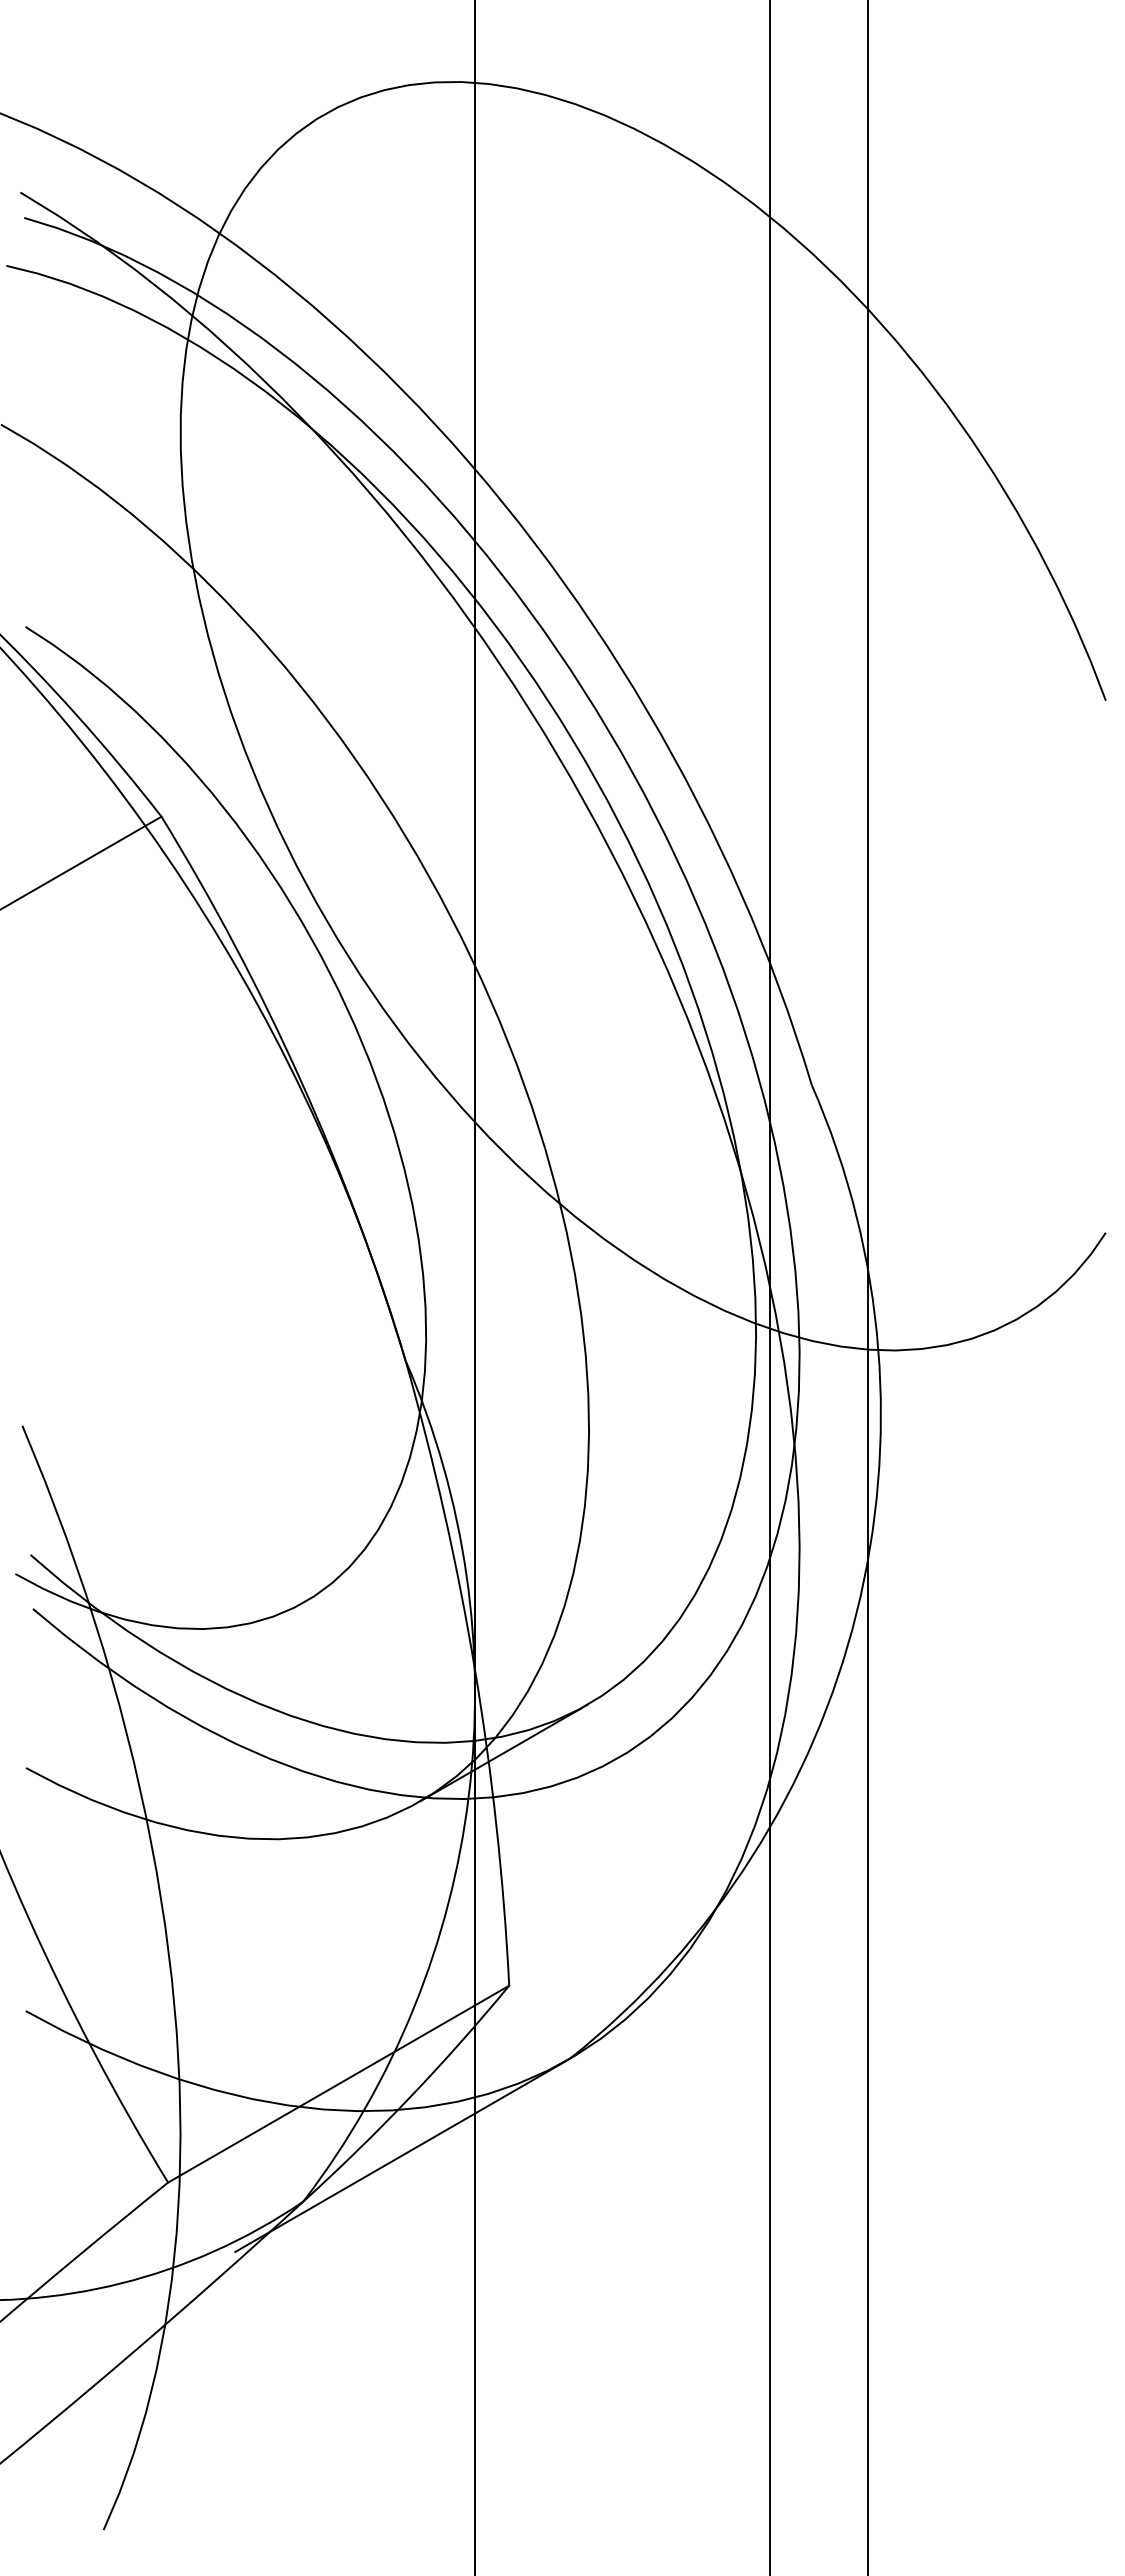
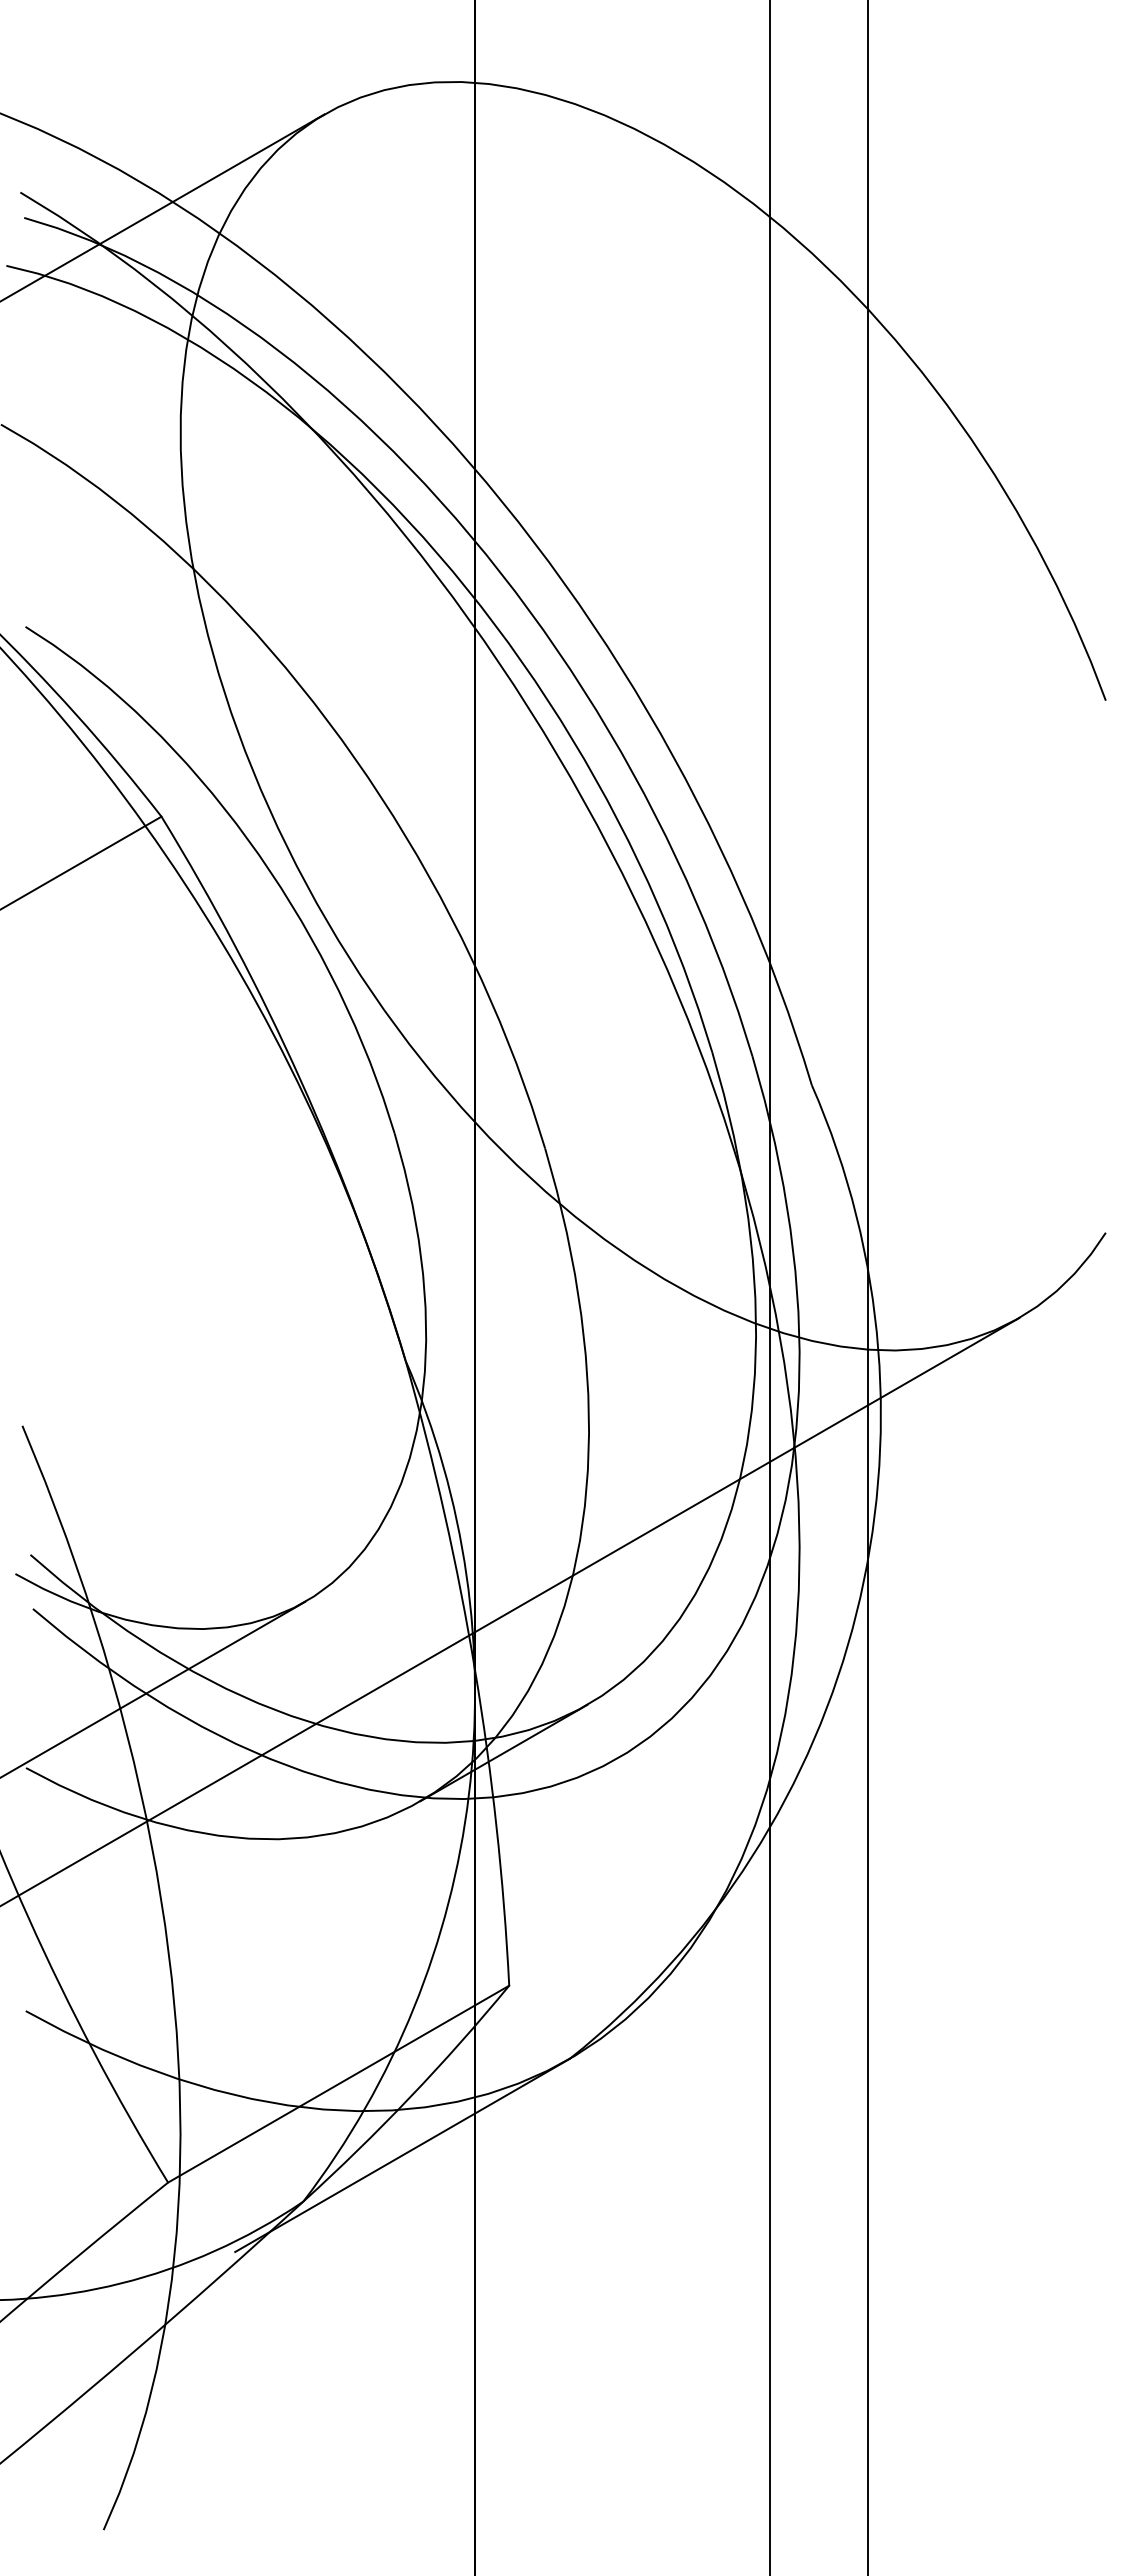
line: none -> present (163, 207)
line: none -> present (510, 1611)
line: none -> present (153, 1688)
